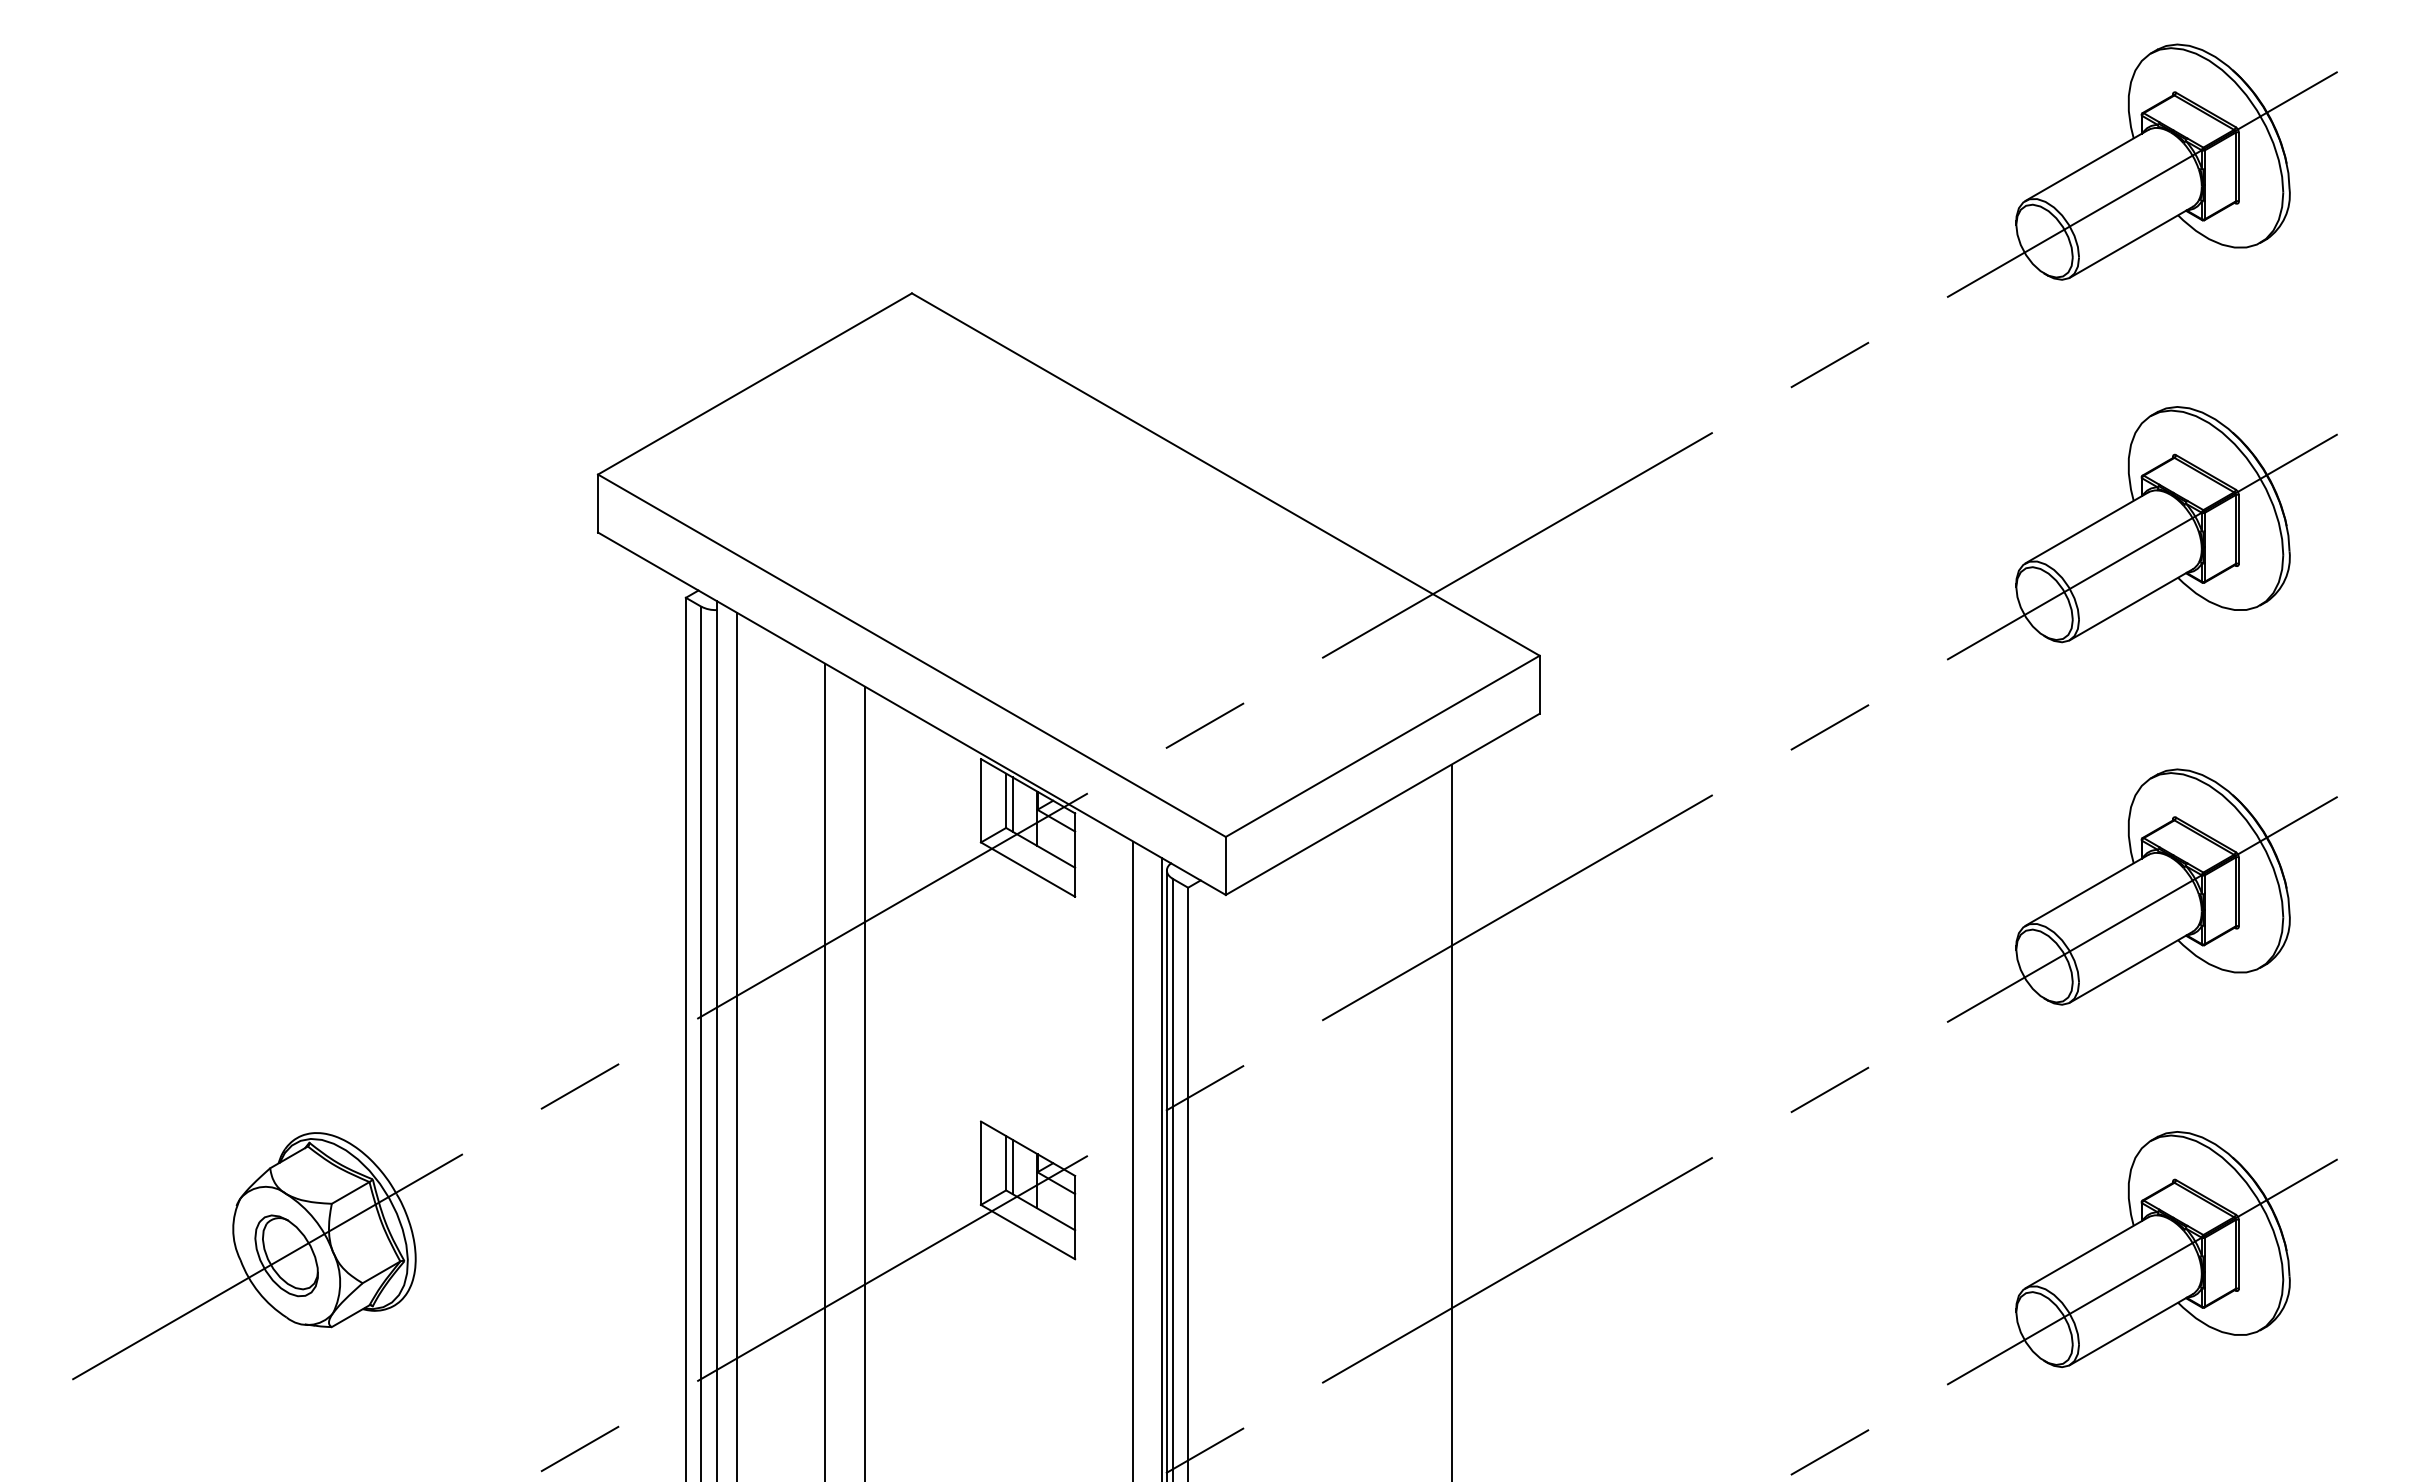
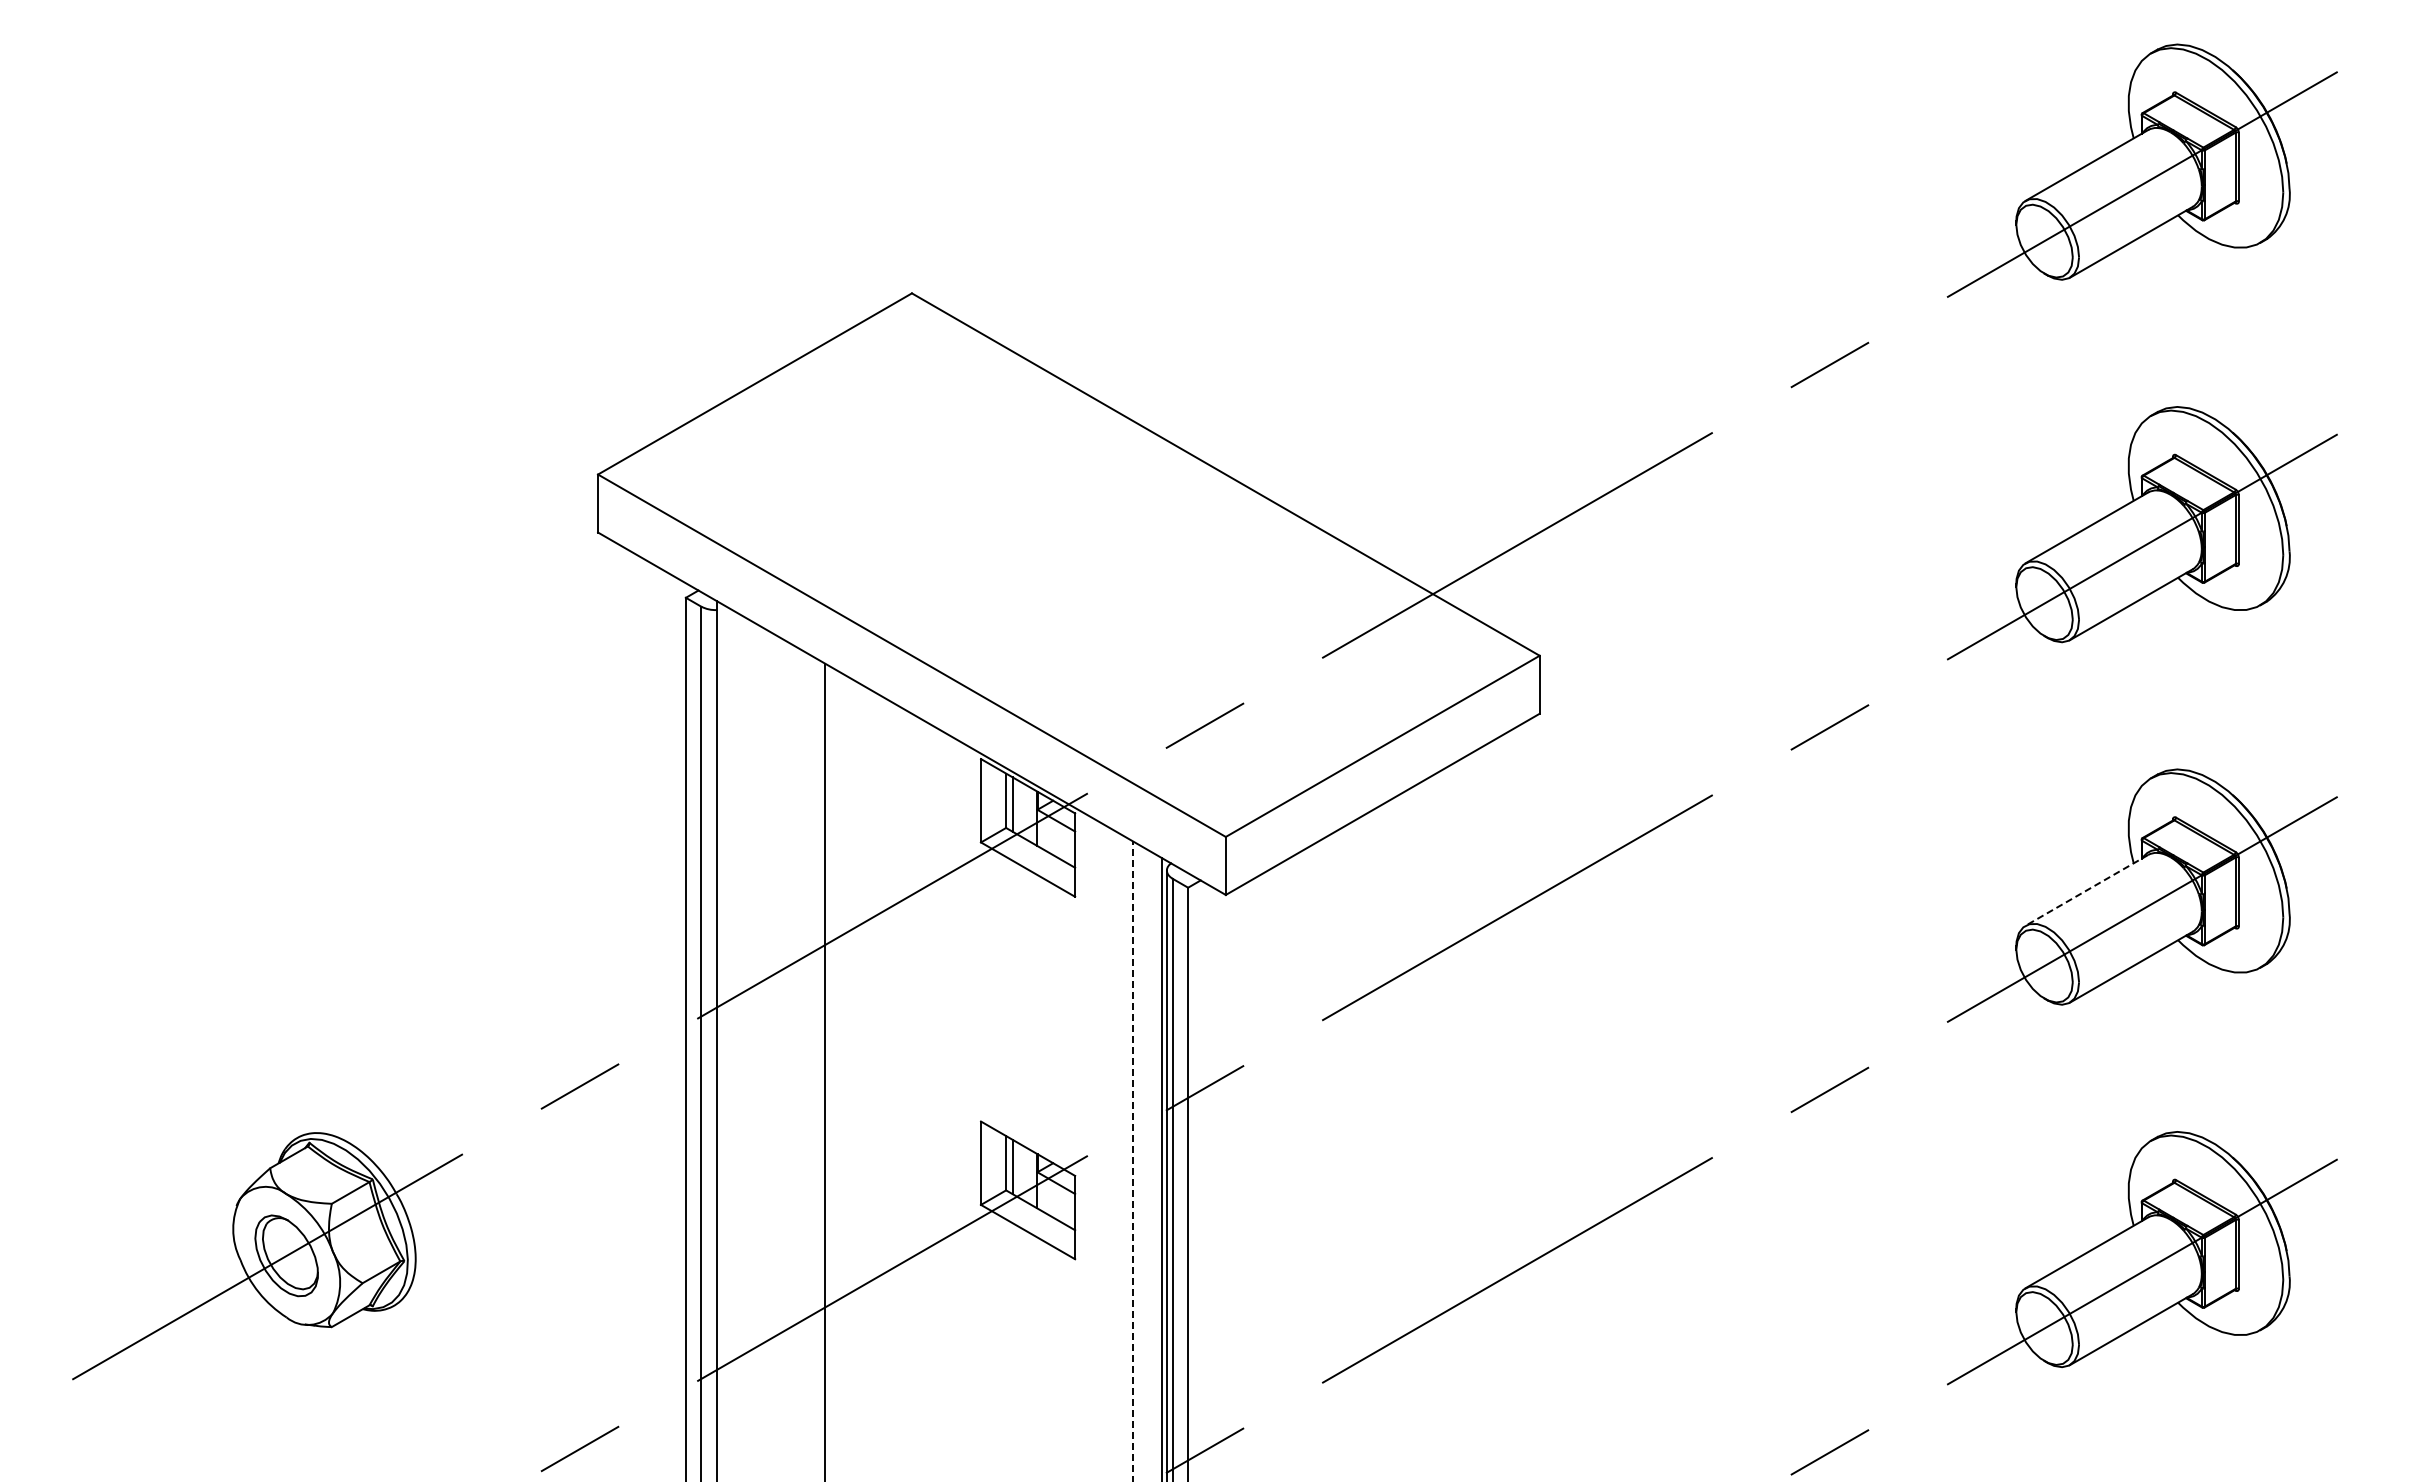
line: solid -> dashed (2086, 890)
line: present -> none (737, 1045)
line: present -> none (864, 1082)
line: present -> none (1451, 1121)
line: solid -> dashed (1133, 1161)
